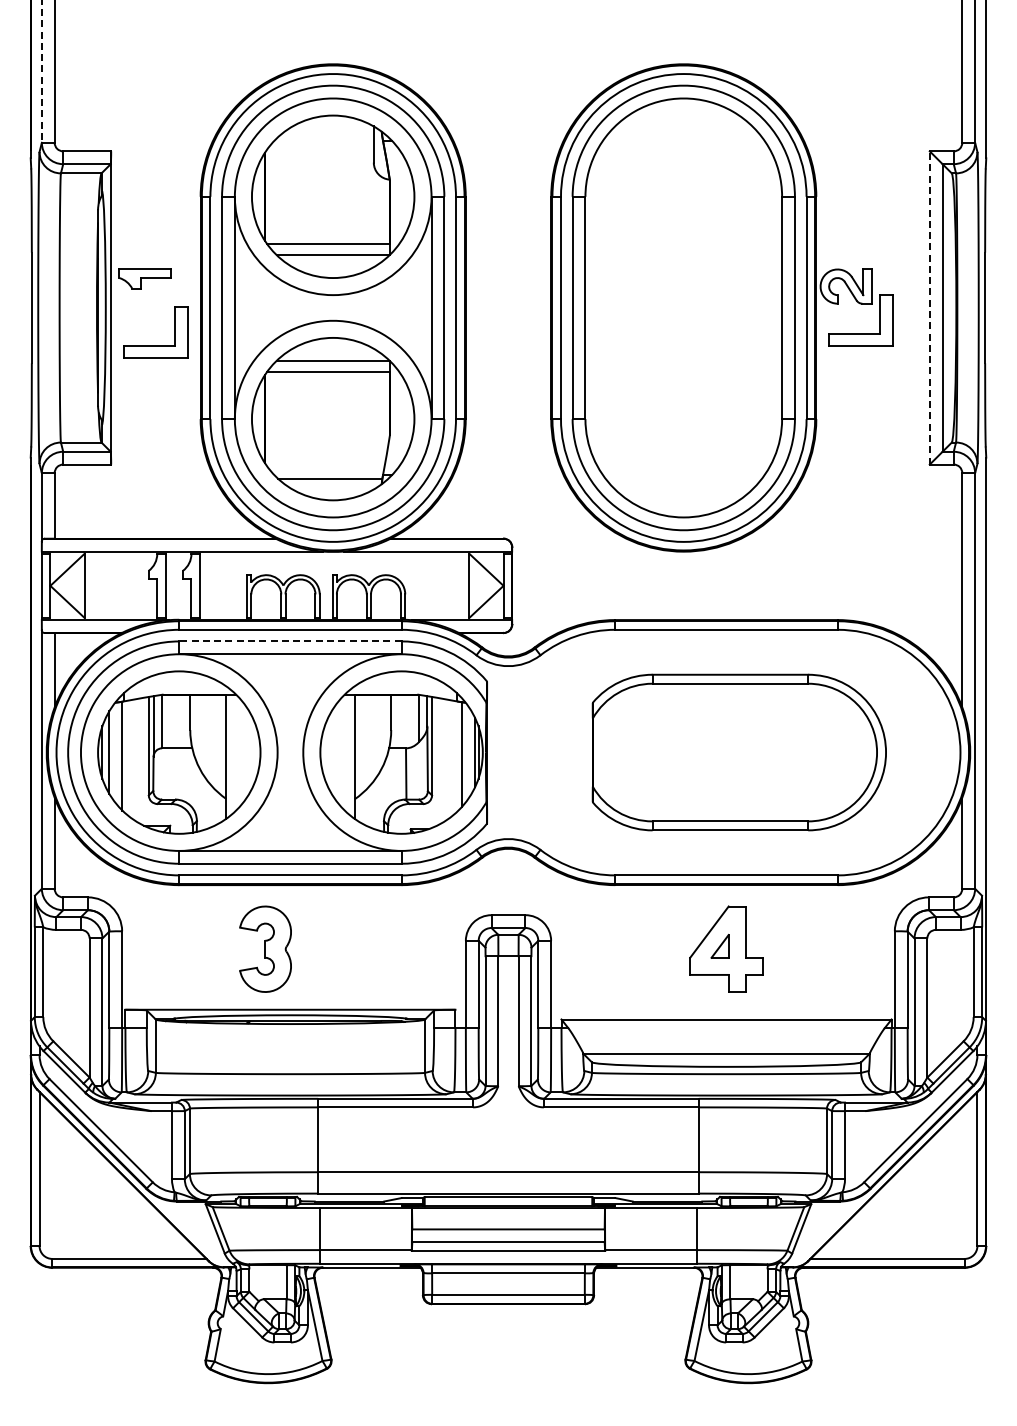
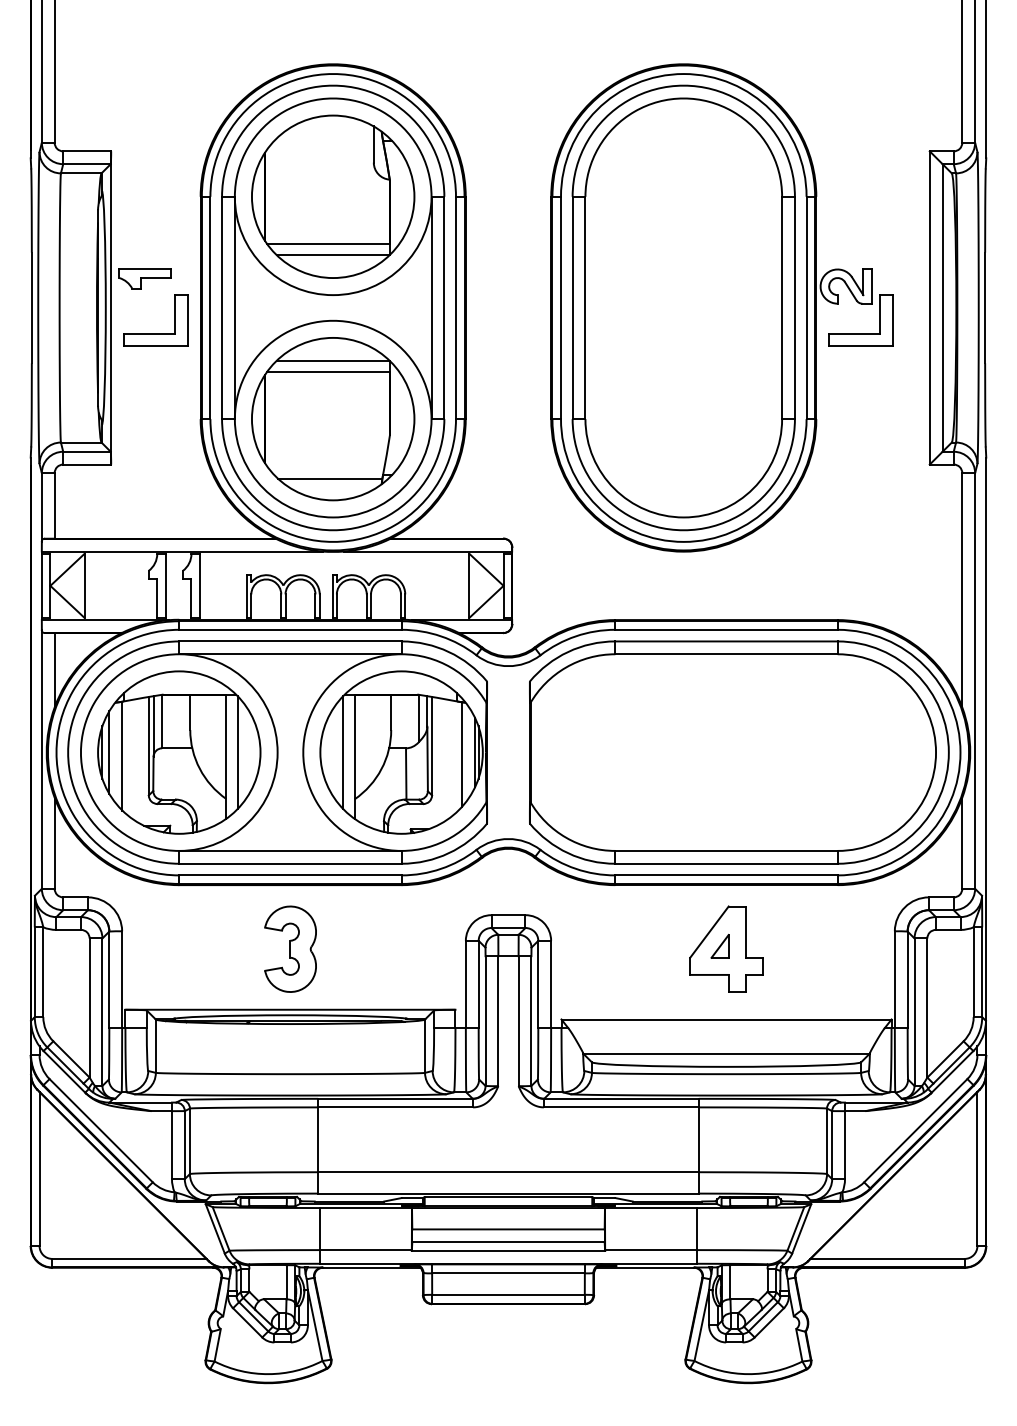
line: dashed -> solid (41, 71)
line: dashed -> solid (929, 307)
part position: (155, 345) -> (155, 333) (155, 333)
line: dashed -> solid (289, 641)
line: none -> present (237, 752)
line: none -> present (343, 752)
part size: 296x159 px -> 421x225 px (739, 752)
part position: (265, 948) -> (290, 948) (290, 948)
